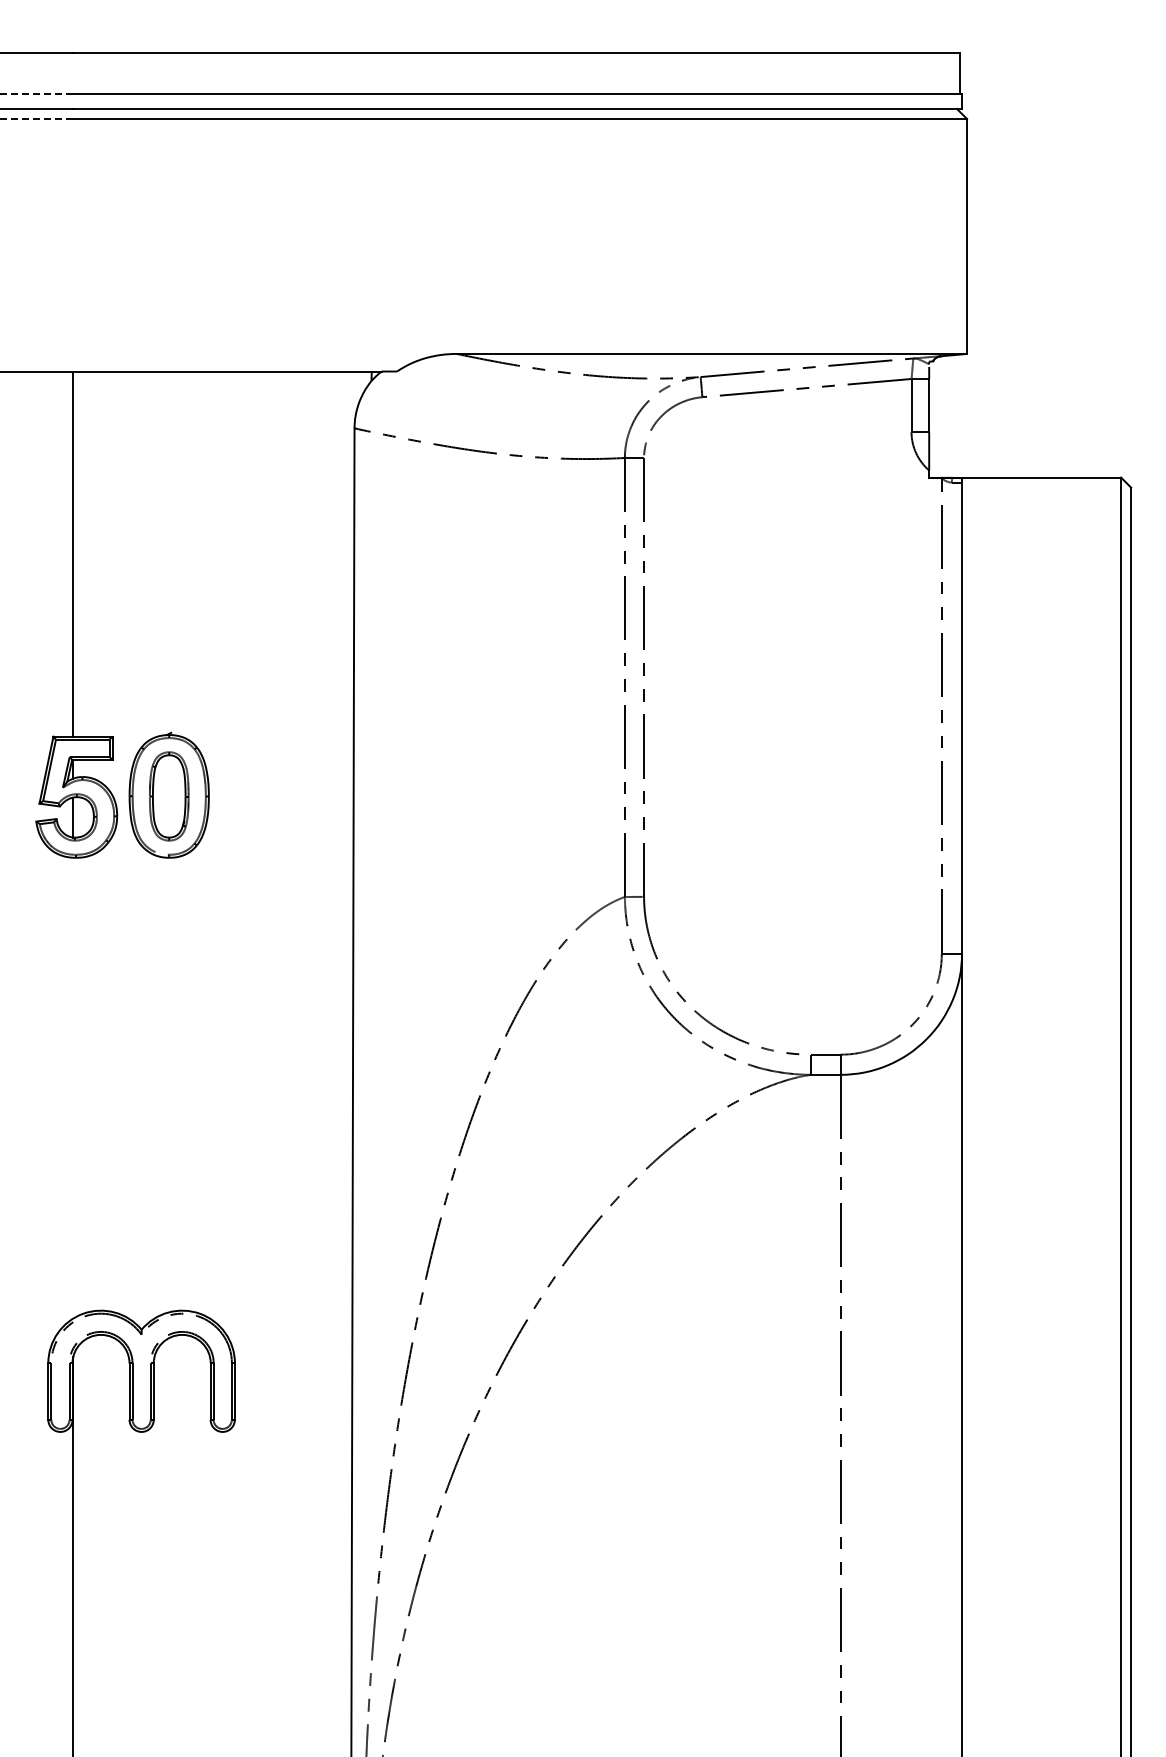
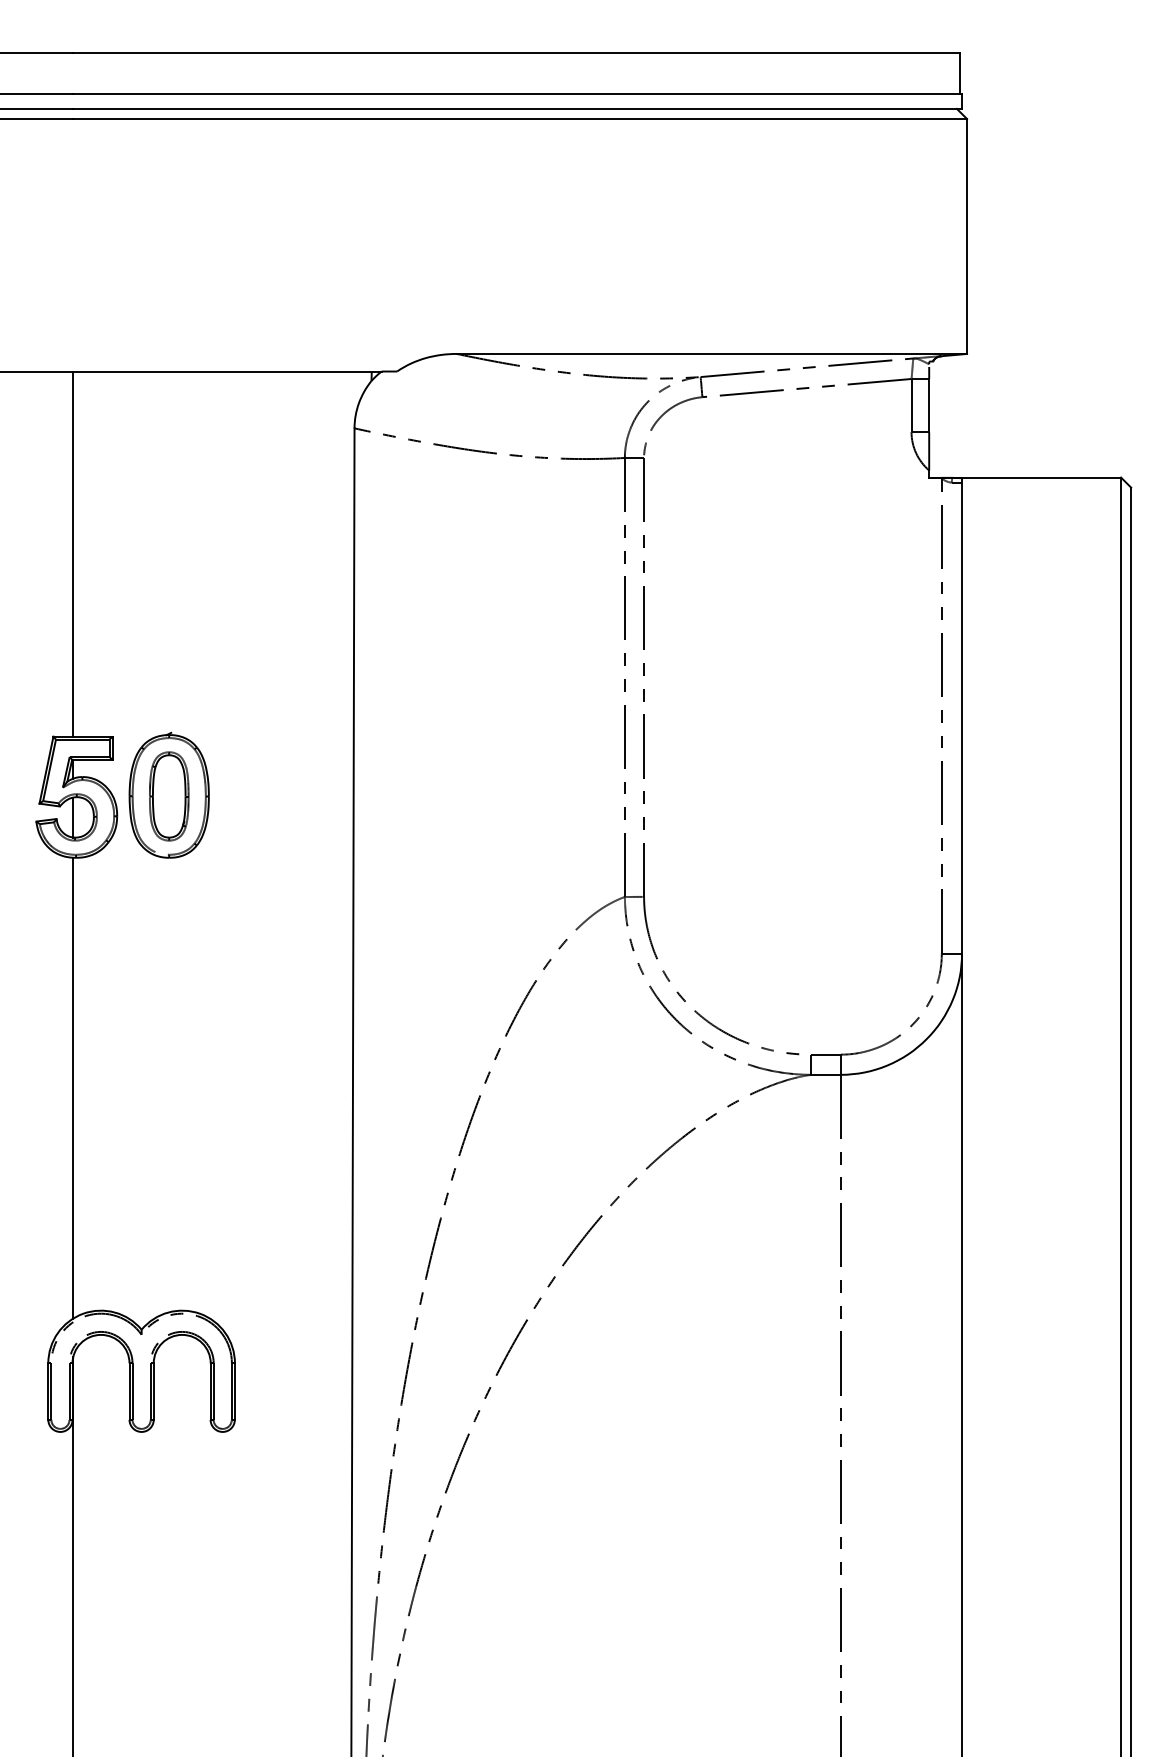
line: dashed -> solid (36, 93)
line: dashed -> solid (36, 119)
line: none -> present (73, 1087)
